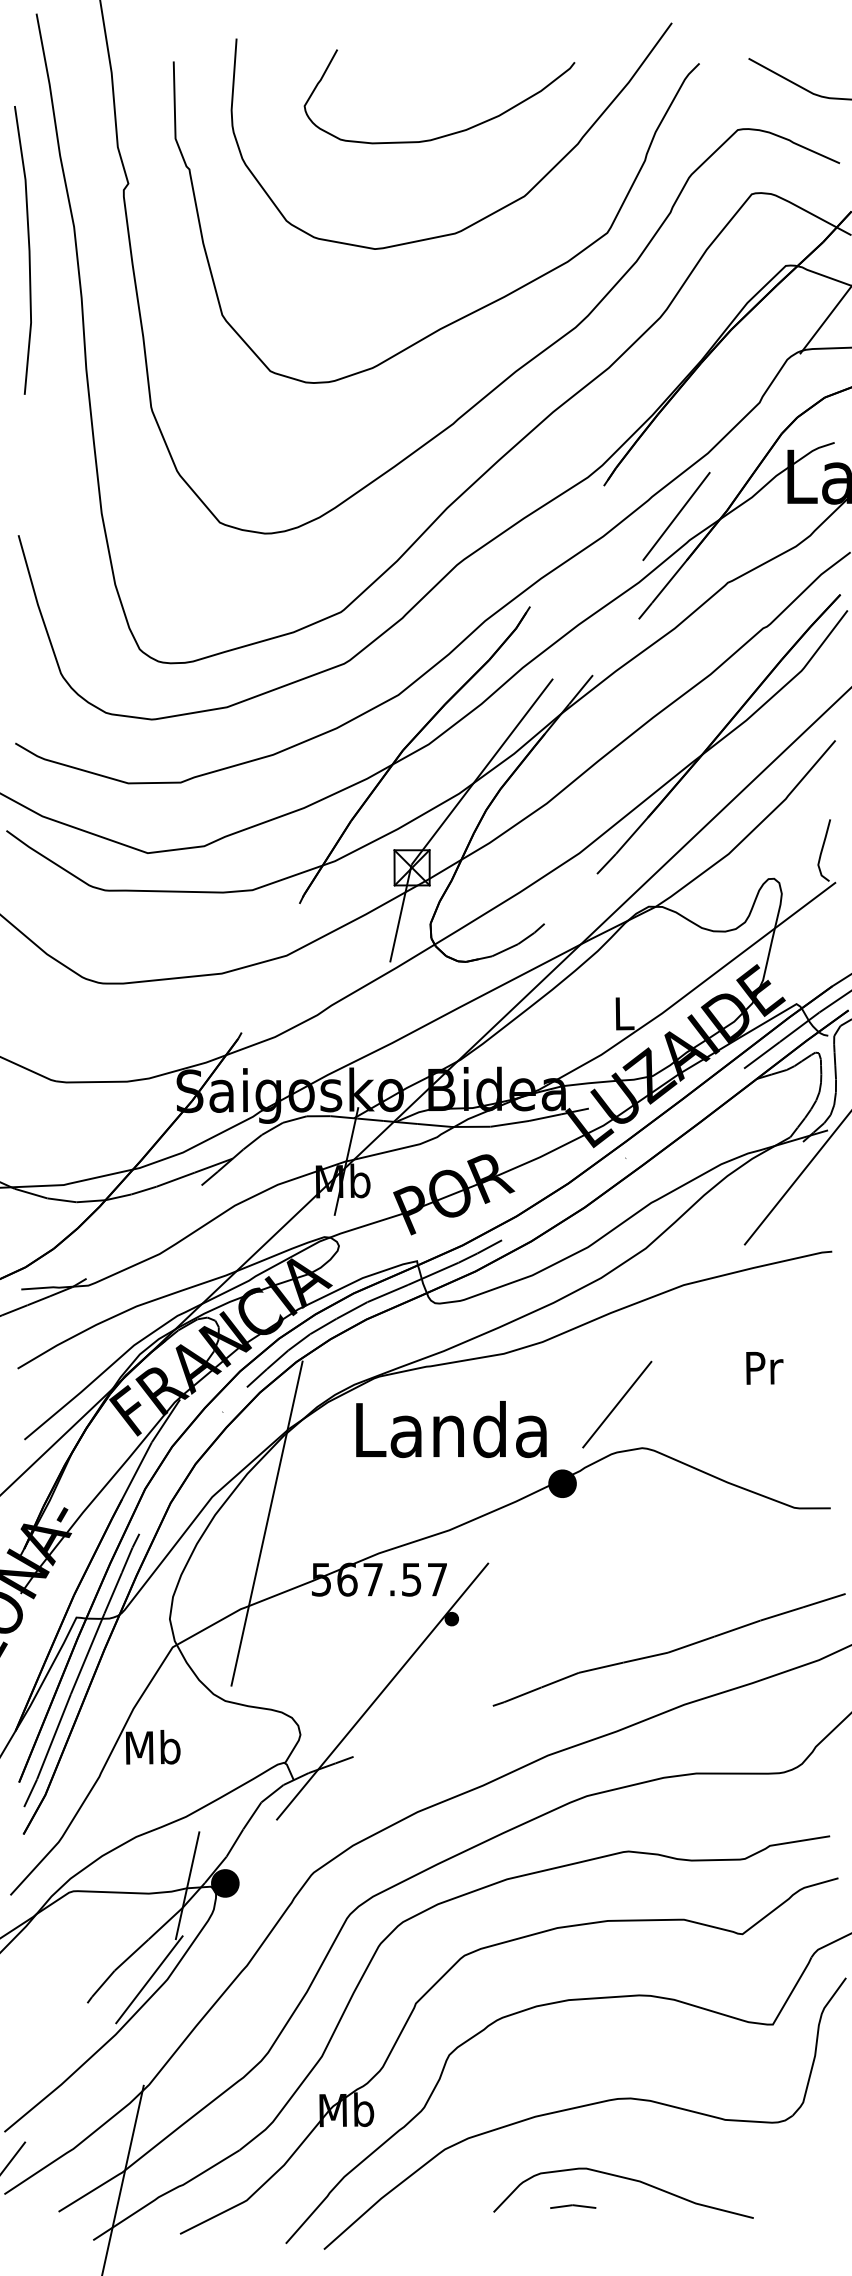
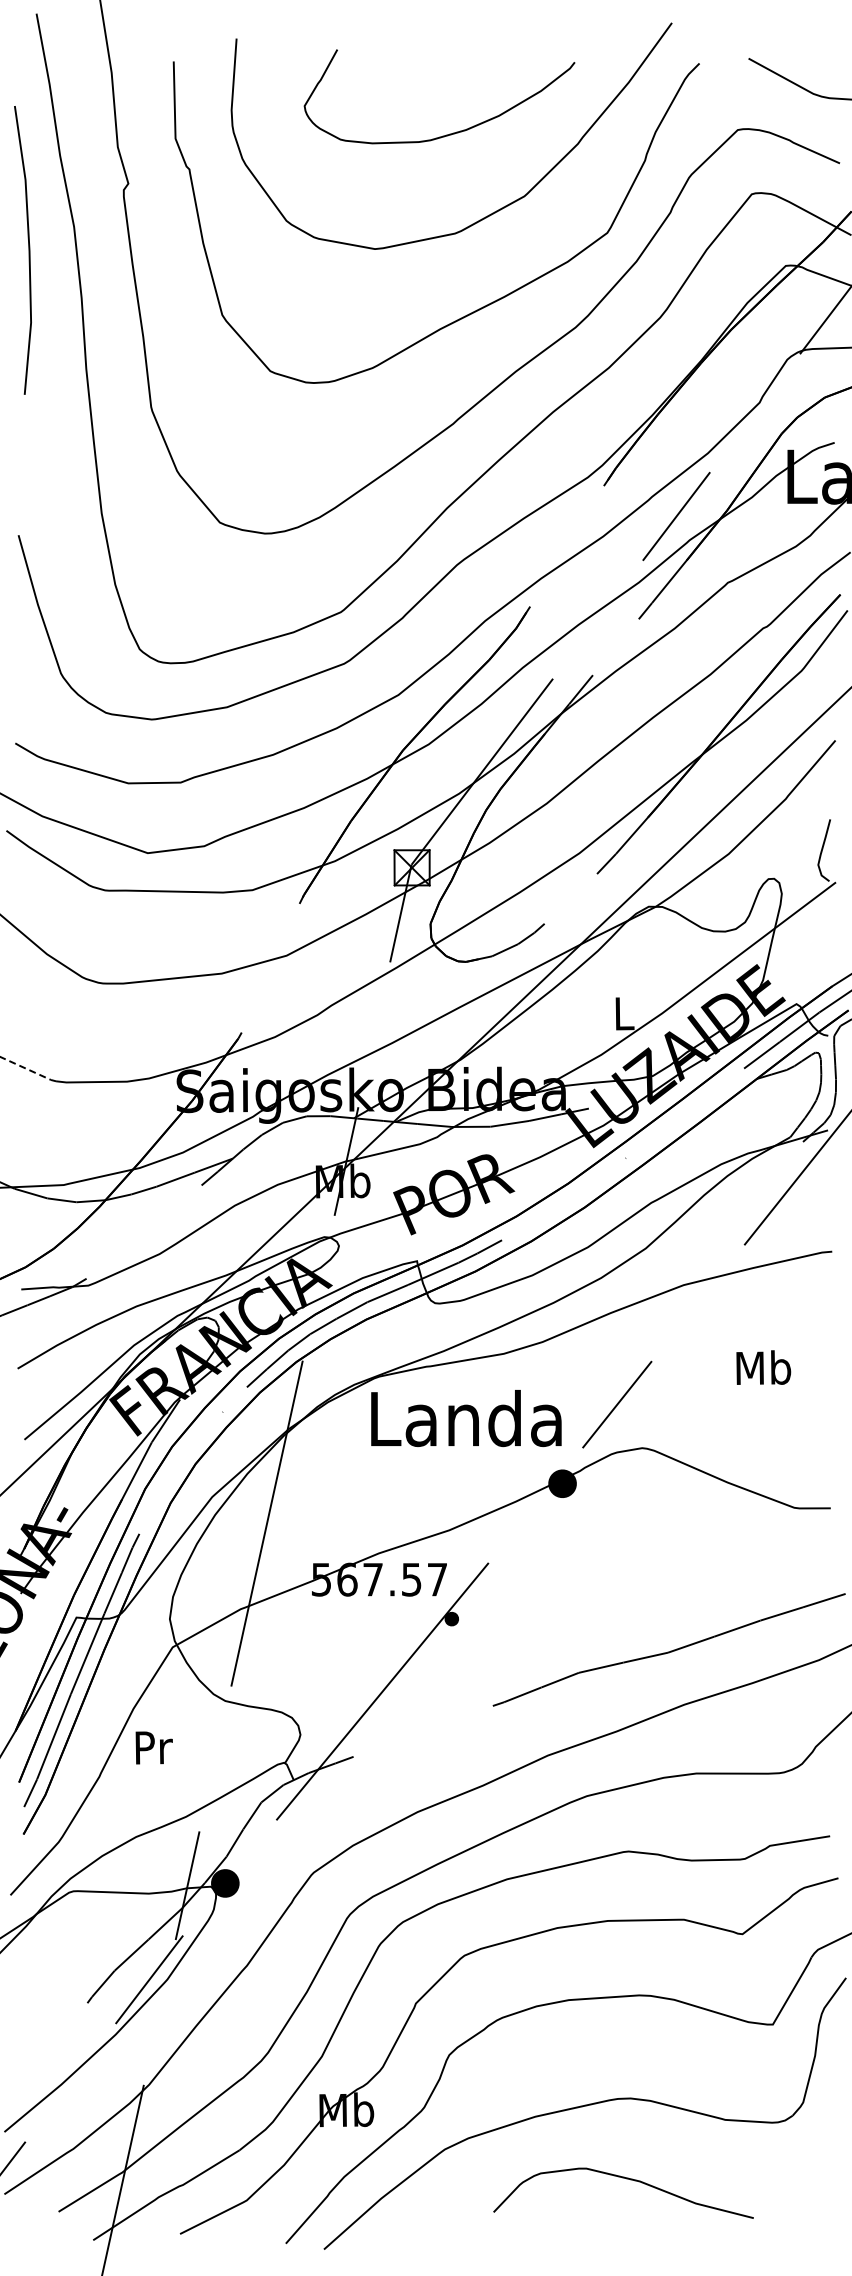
line: solid -> dashed (28, 1069)
text: Pr -> Mb (763, 1367)
text position: (451, 1429) -> (466, 1418) (466, 1418)
text: Mb -> Pr (152, 1746)
line: present -> none (573, 2206)
